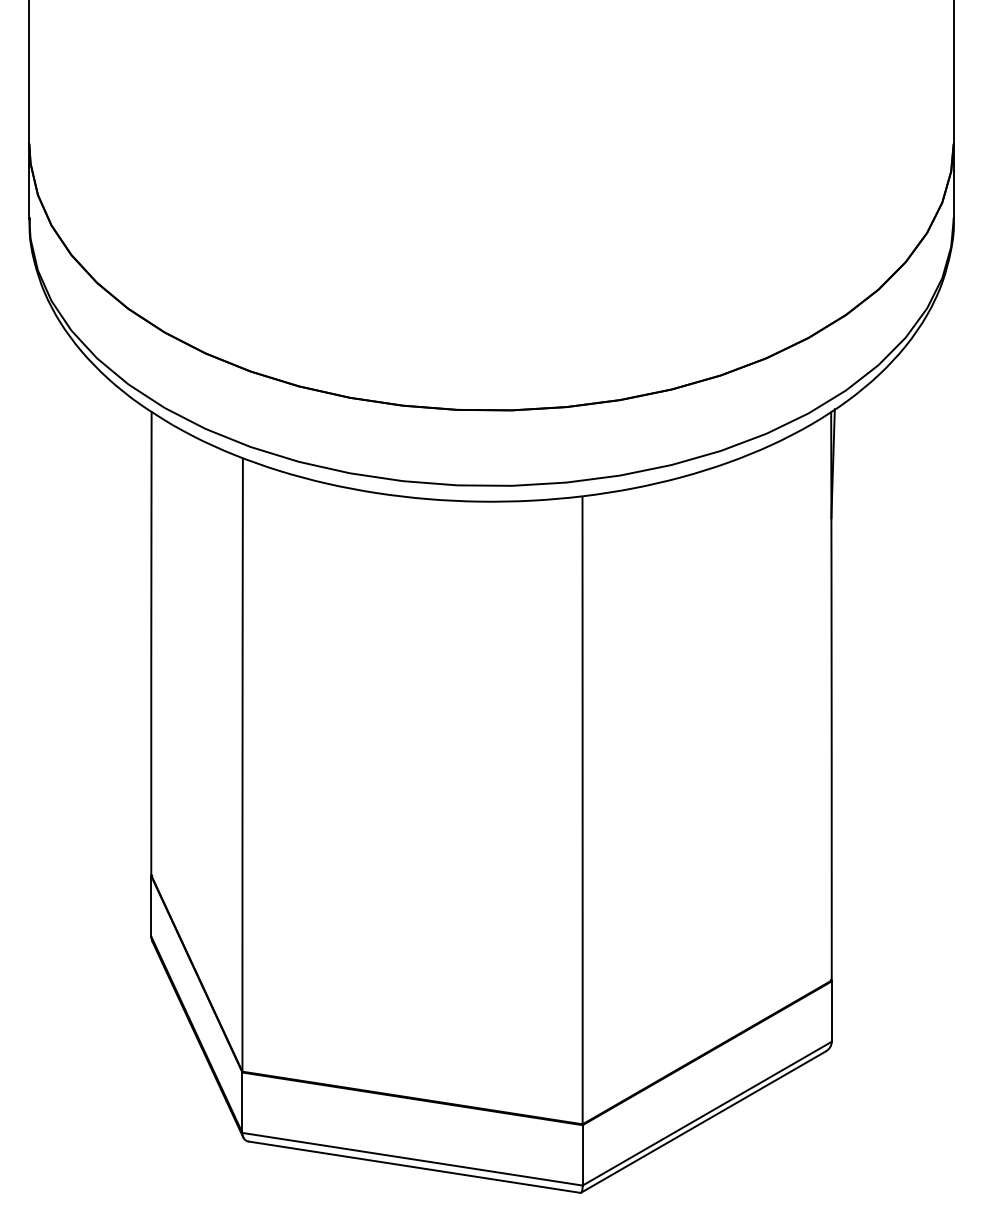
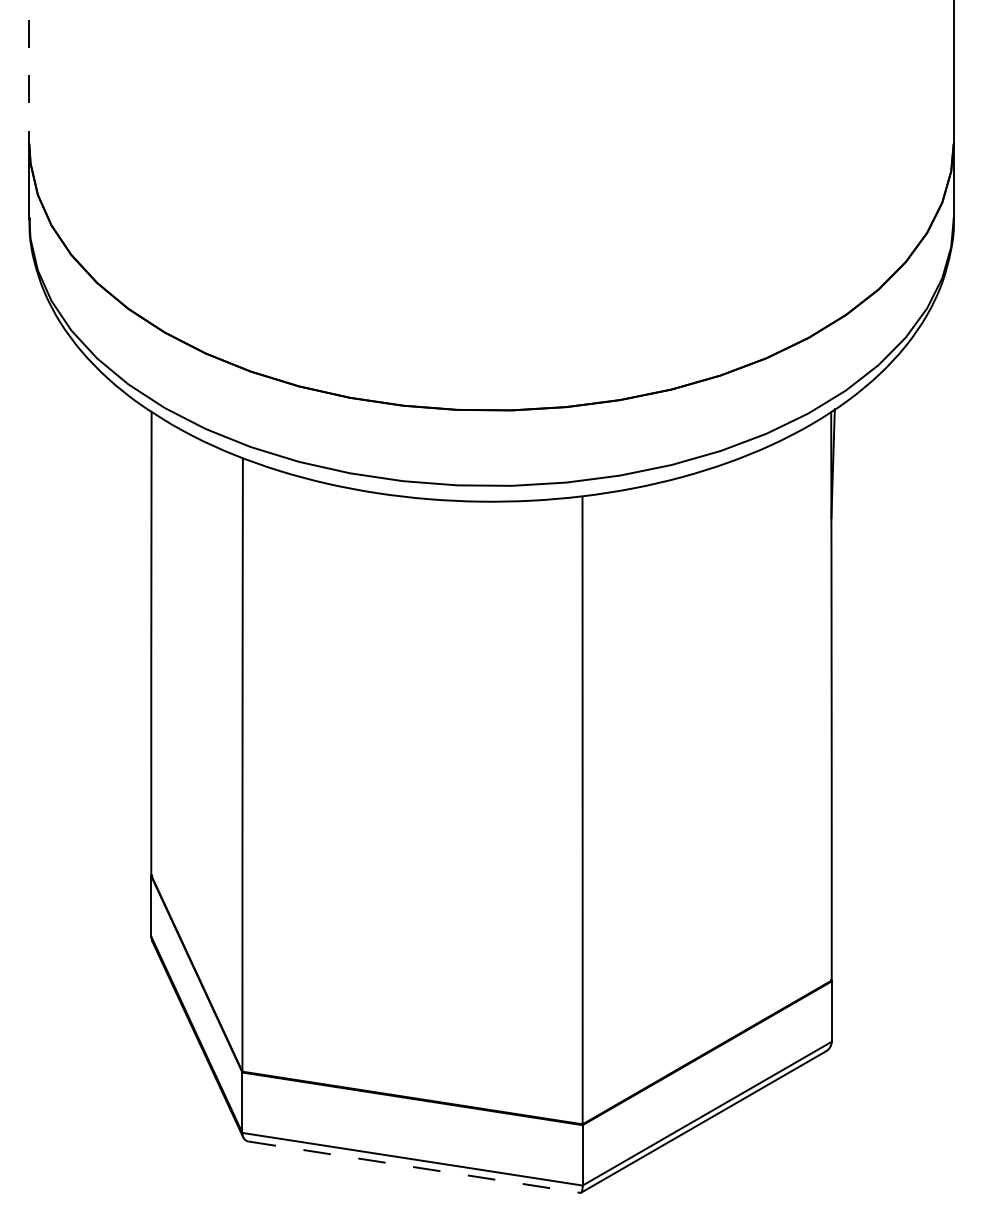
line: solid -> dashed (29, 72)
line: solid -> dashed (414, 1167)
